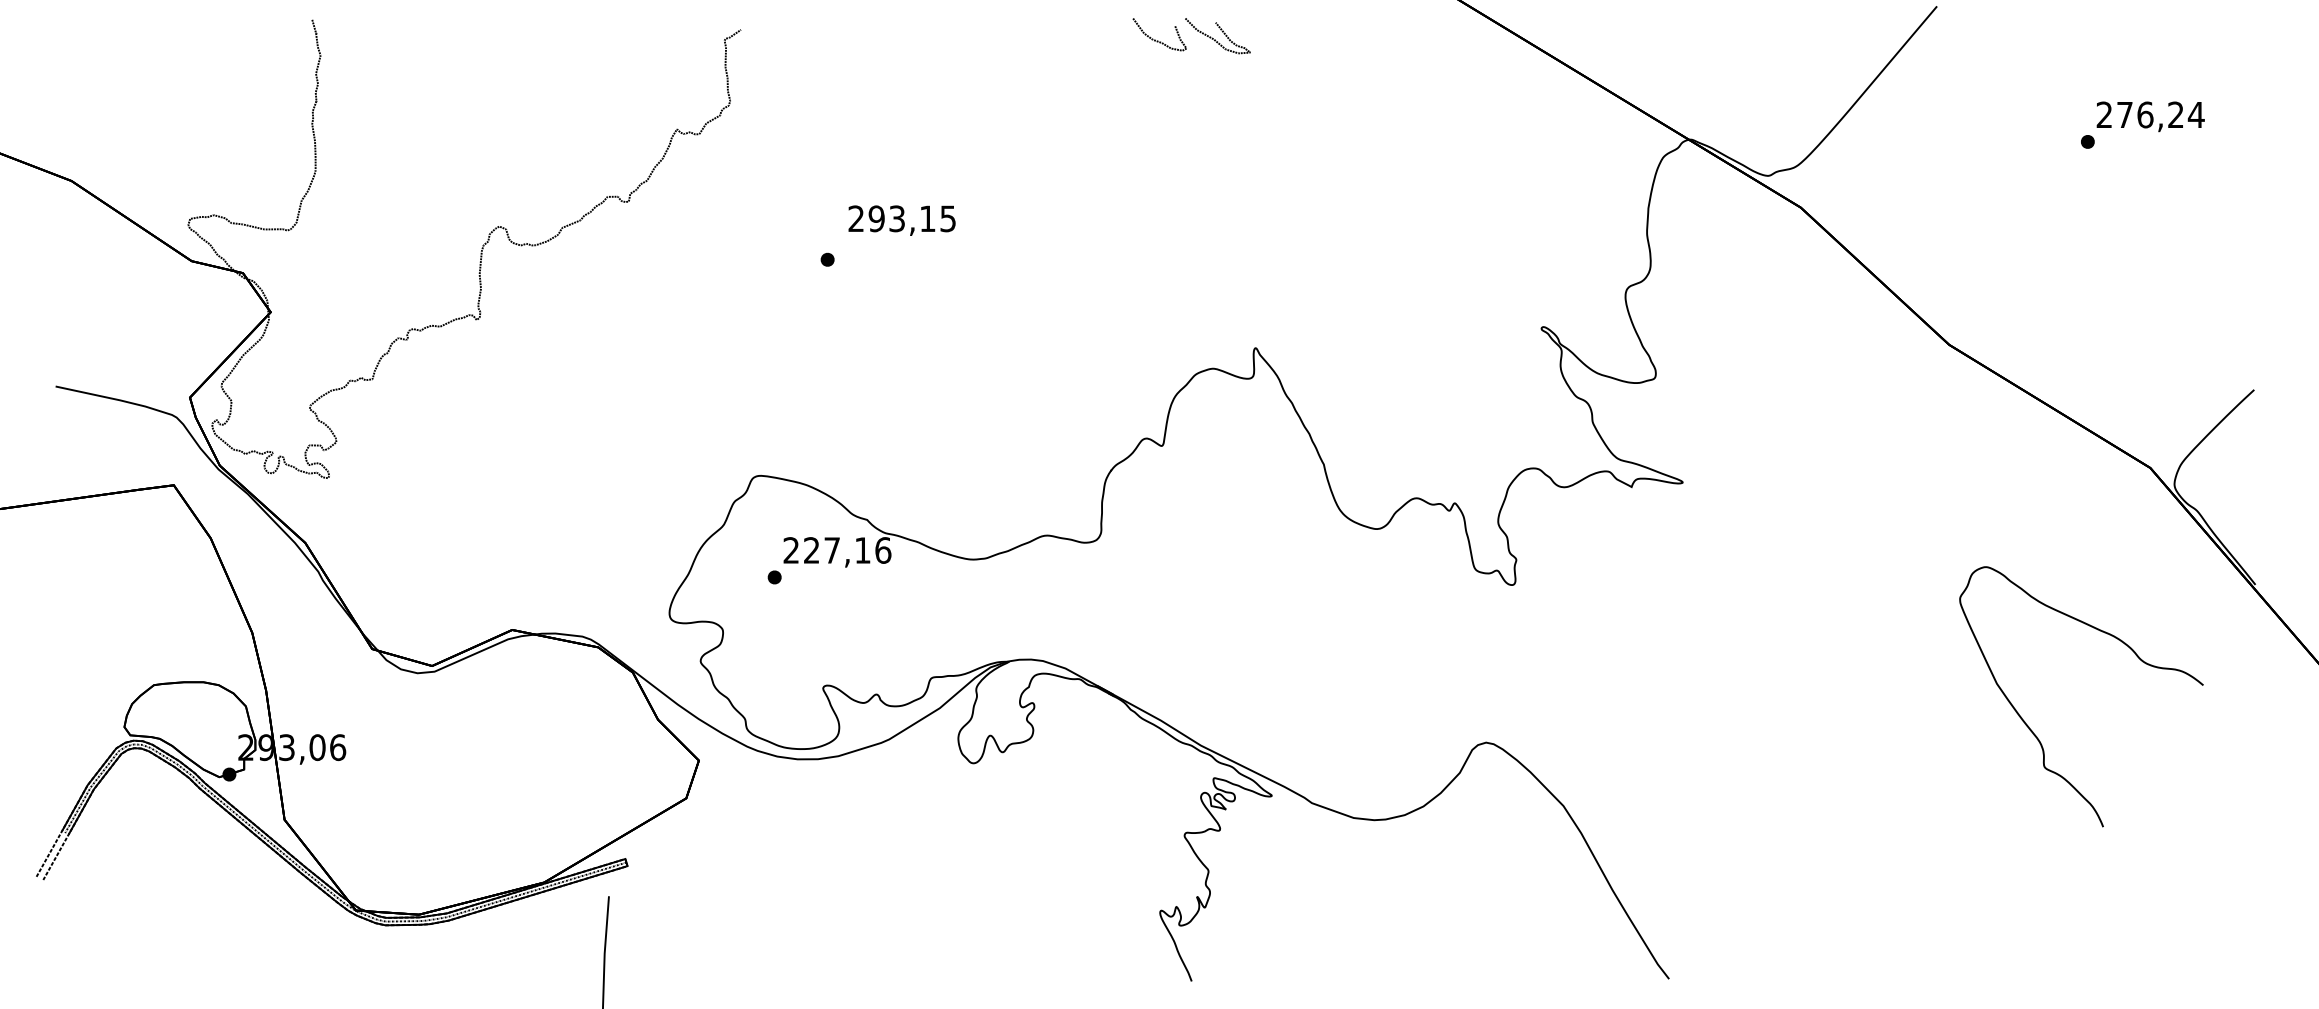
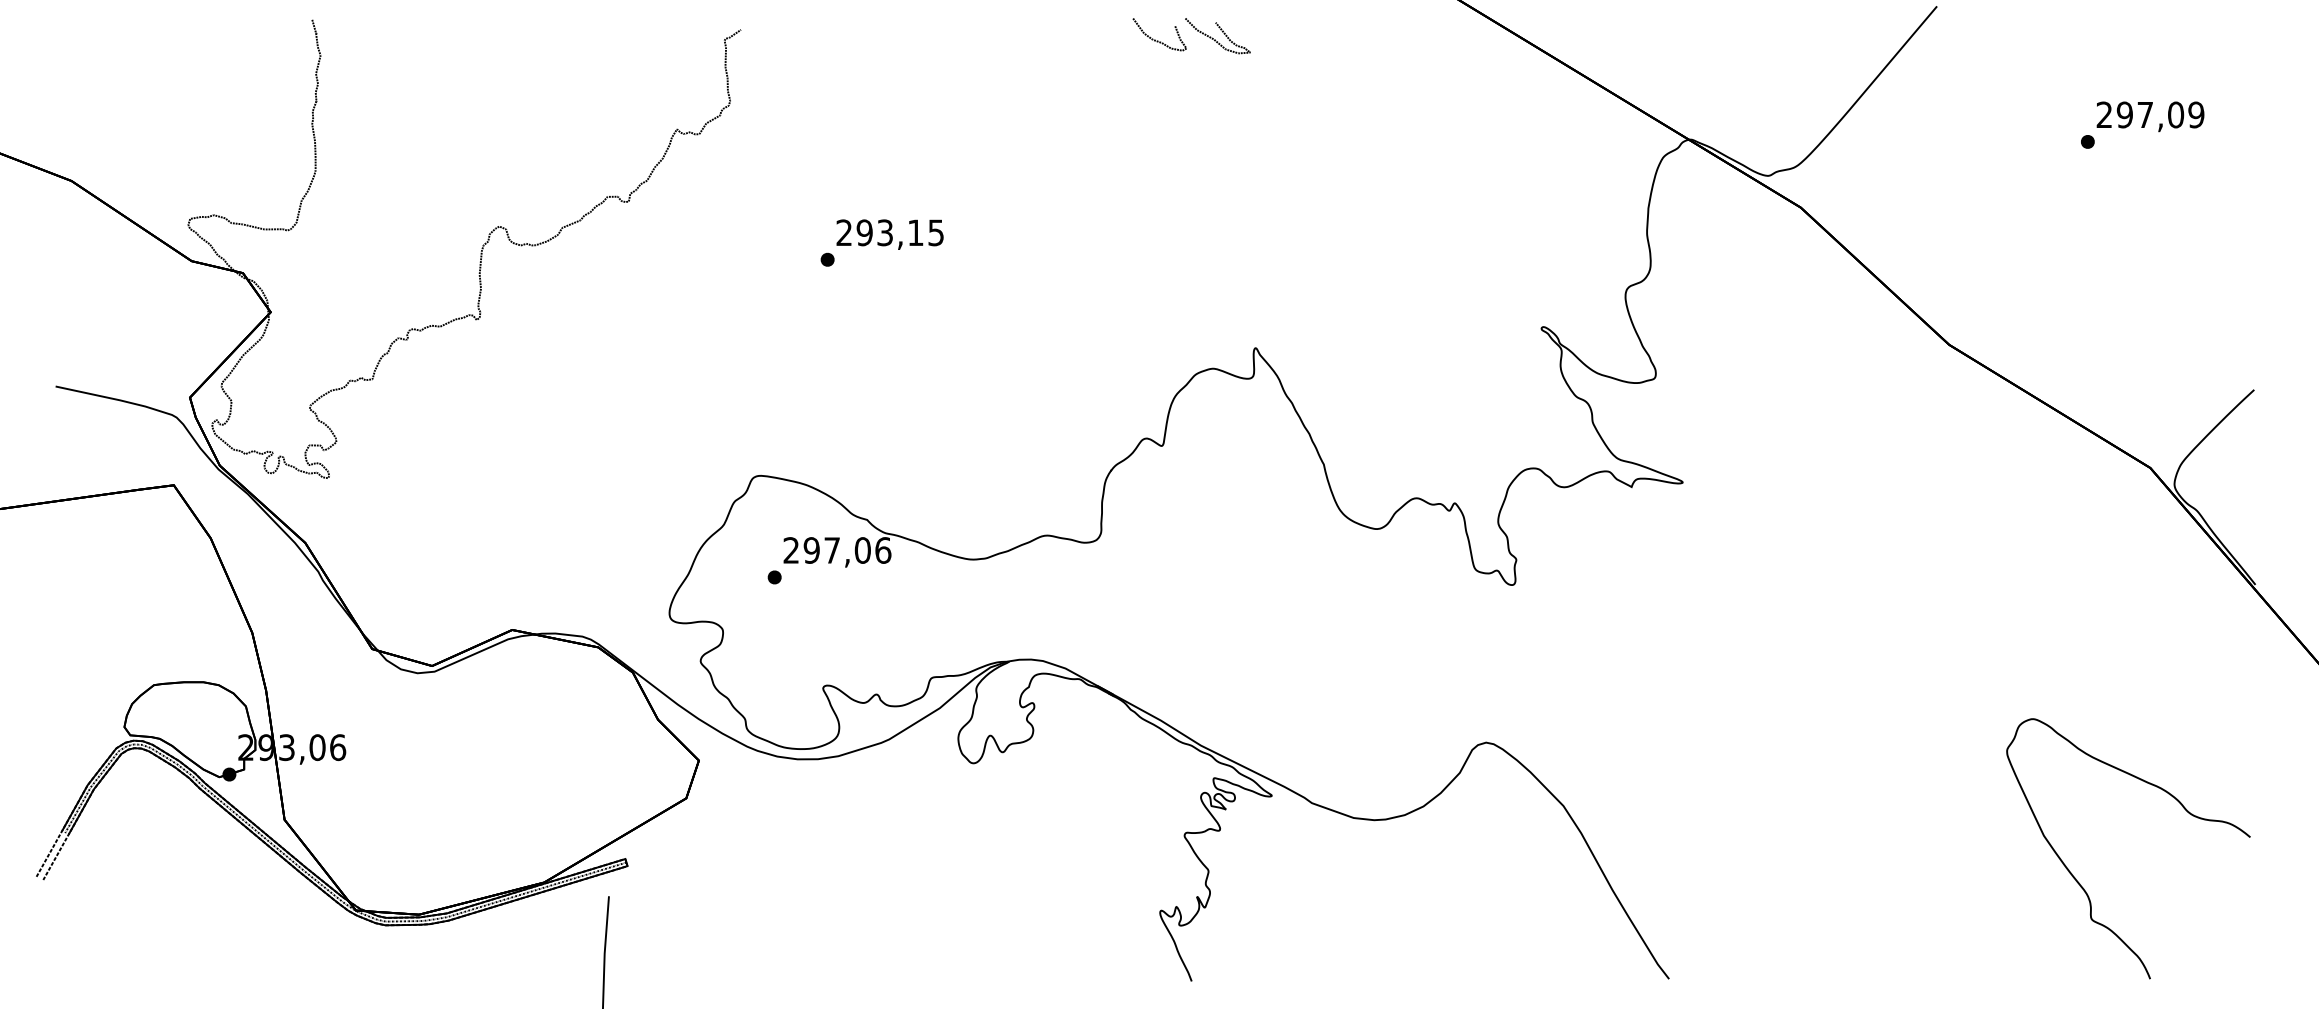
text: 276,24 -> 297,09 (2160, 114)
text position: (901, 220) -> (889, 234) (889, 234)
text: 227,16 -> 297,06 (836, 550)
curve position: (2033, 731) -> (2080, 883) (2080, 883)
